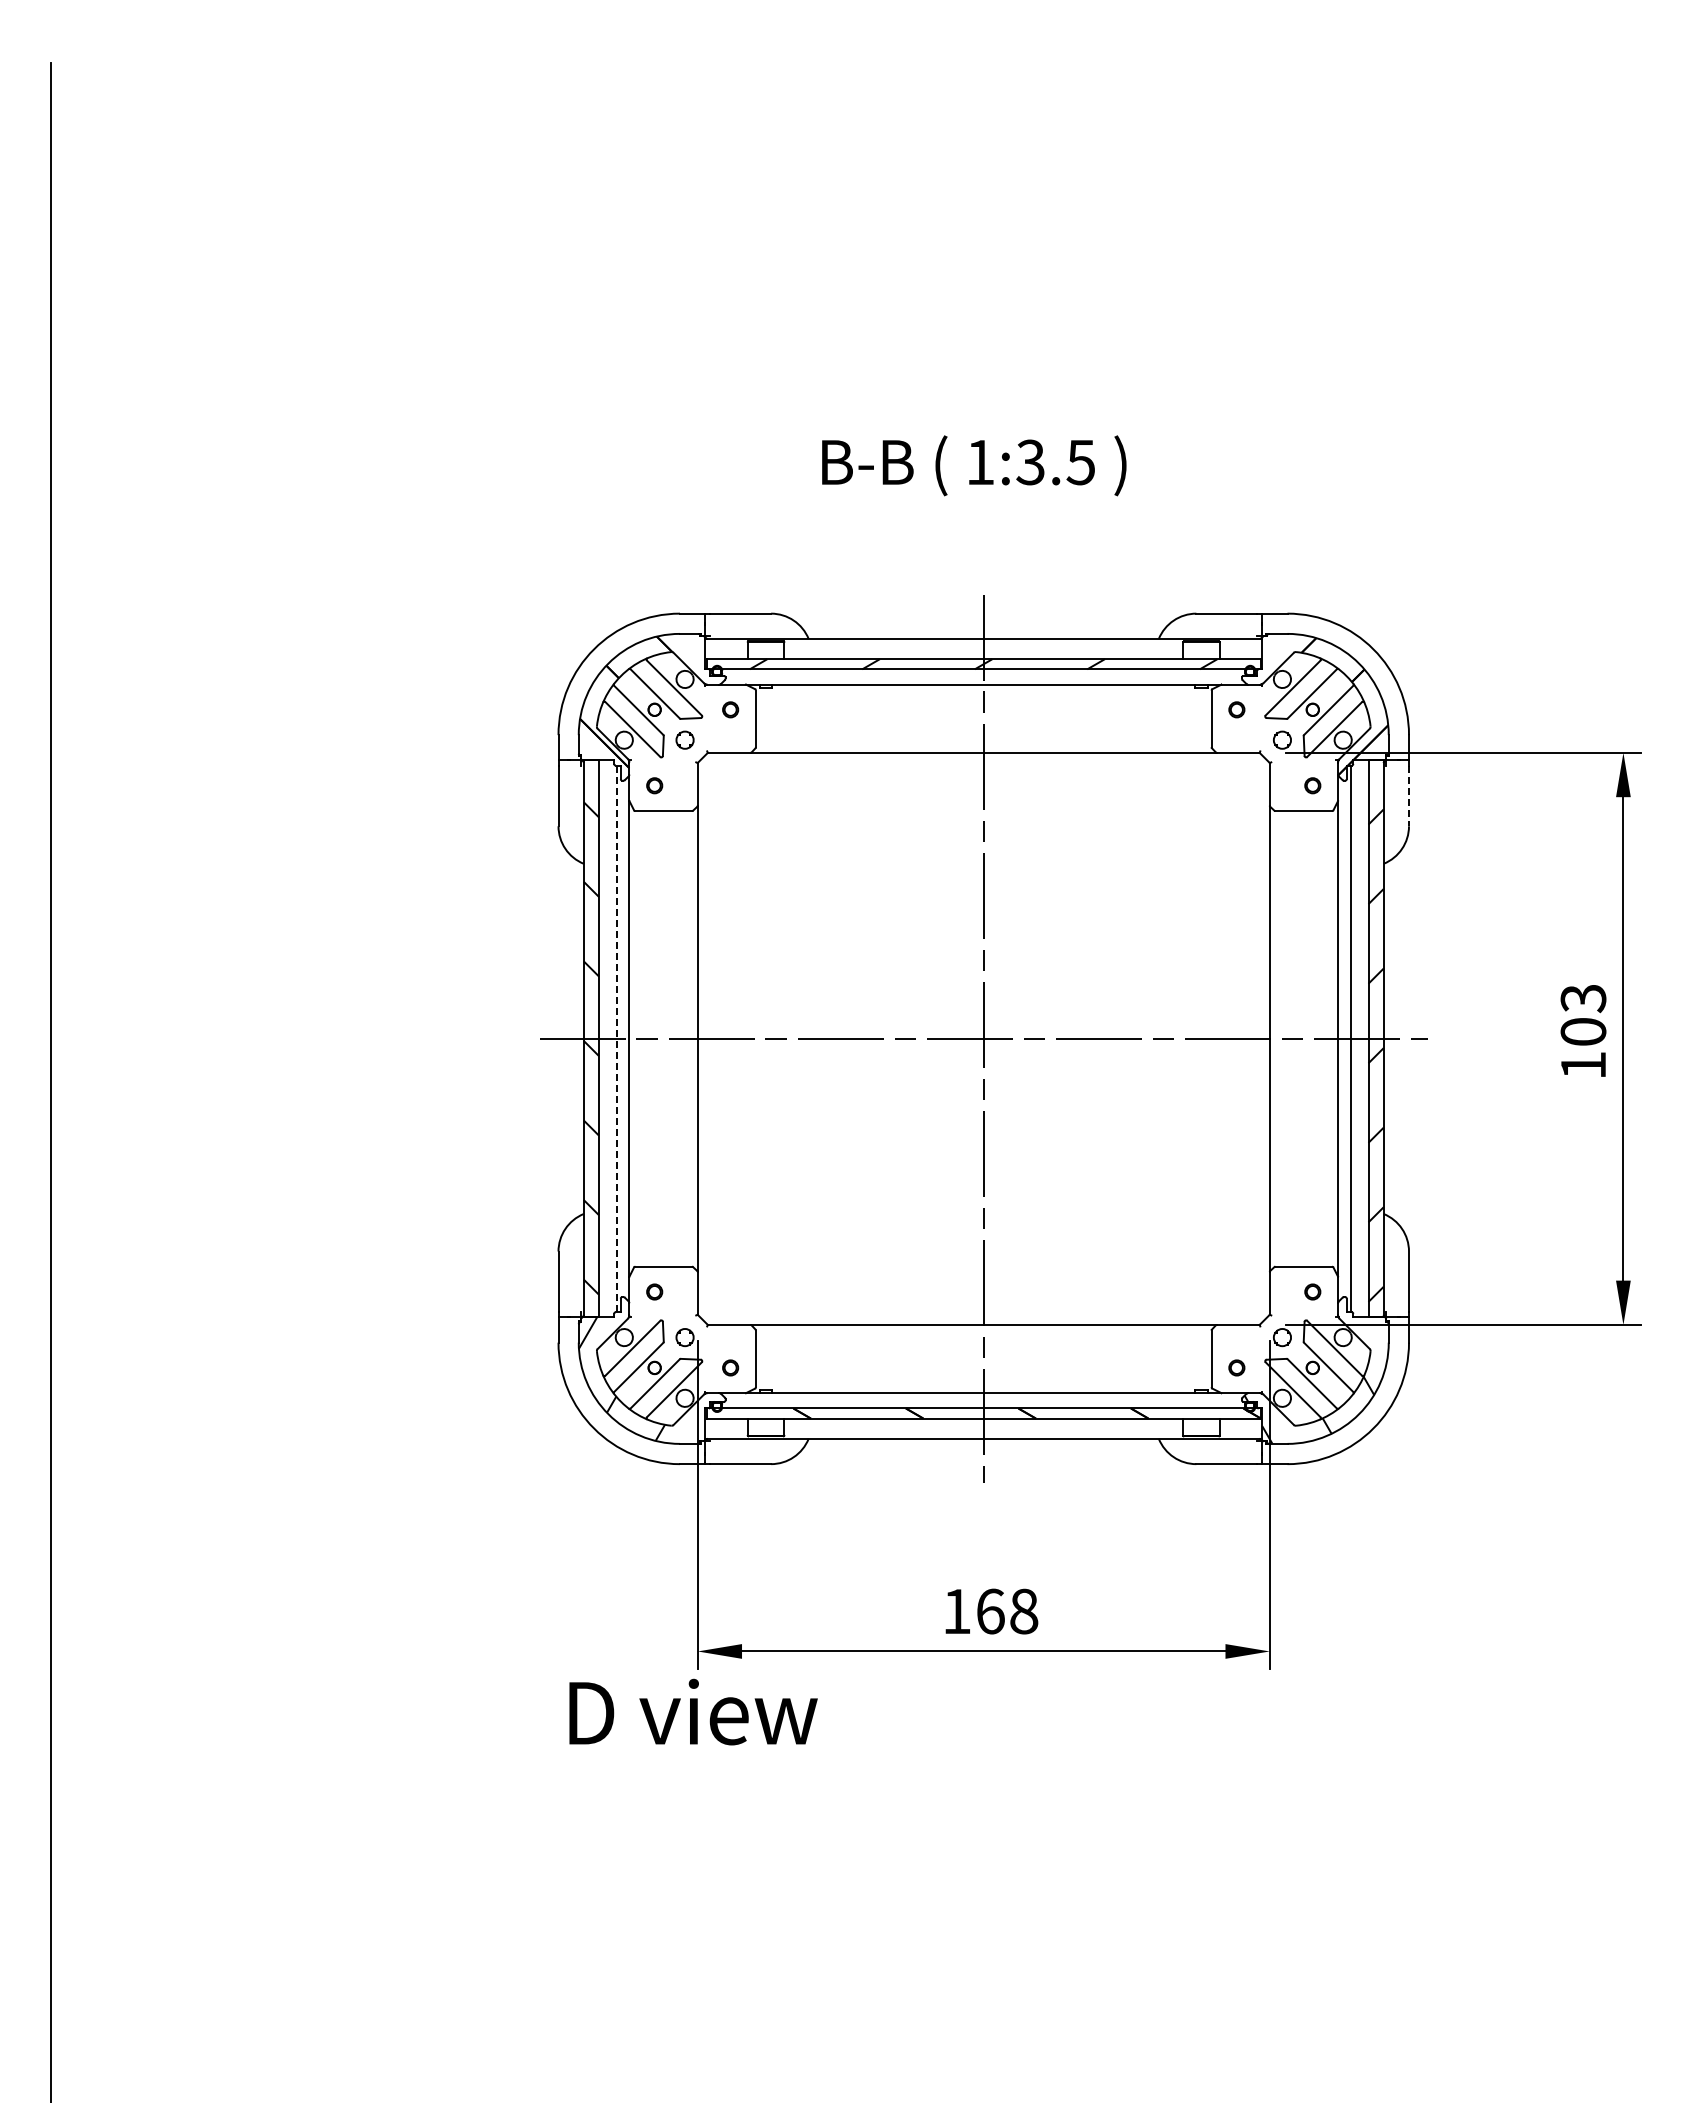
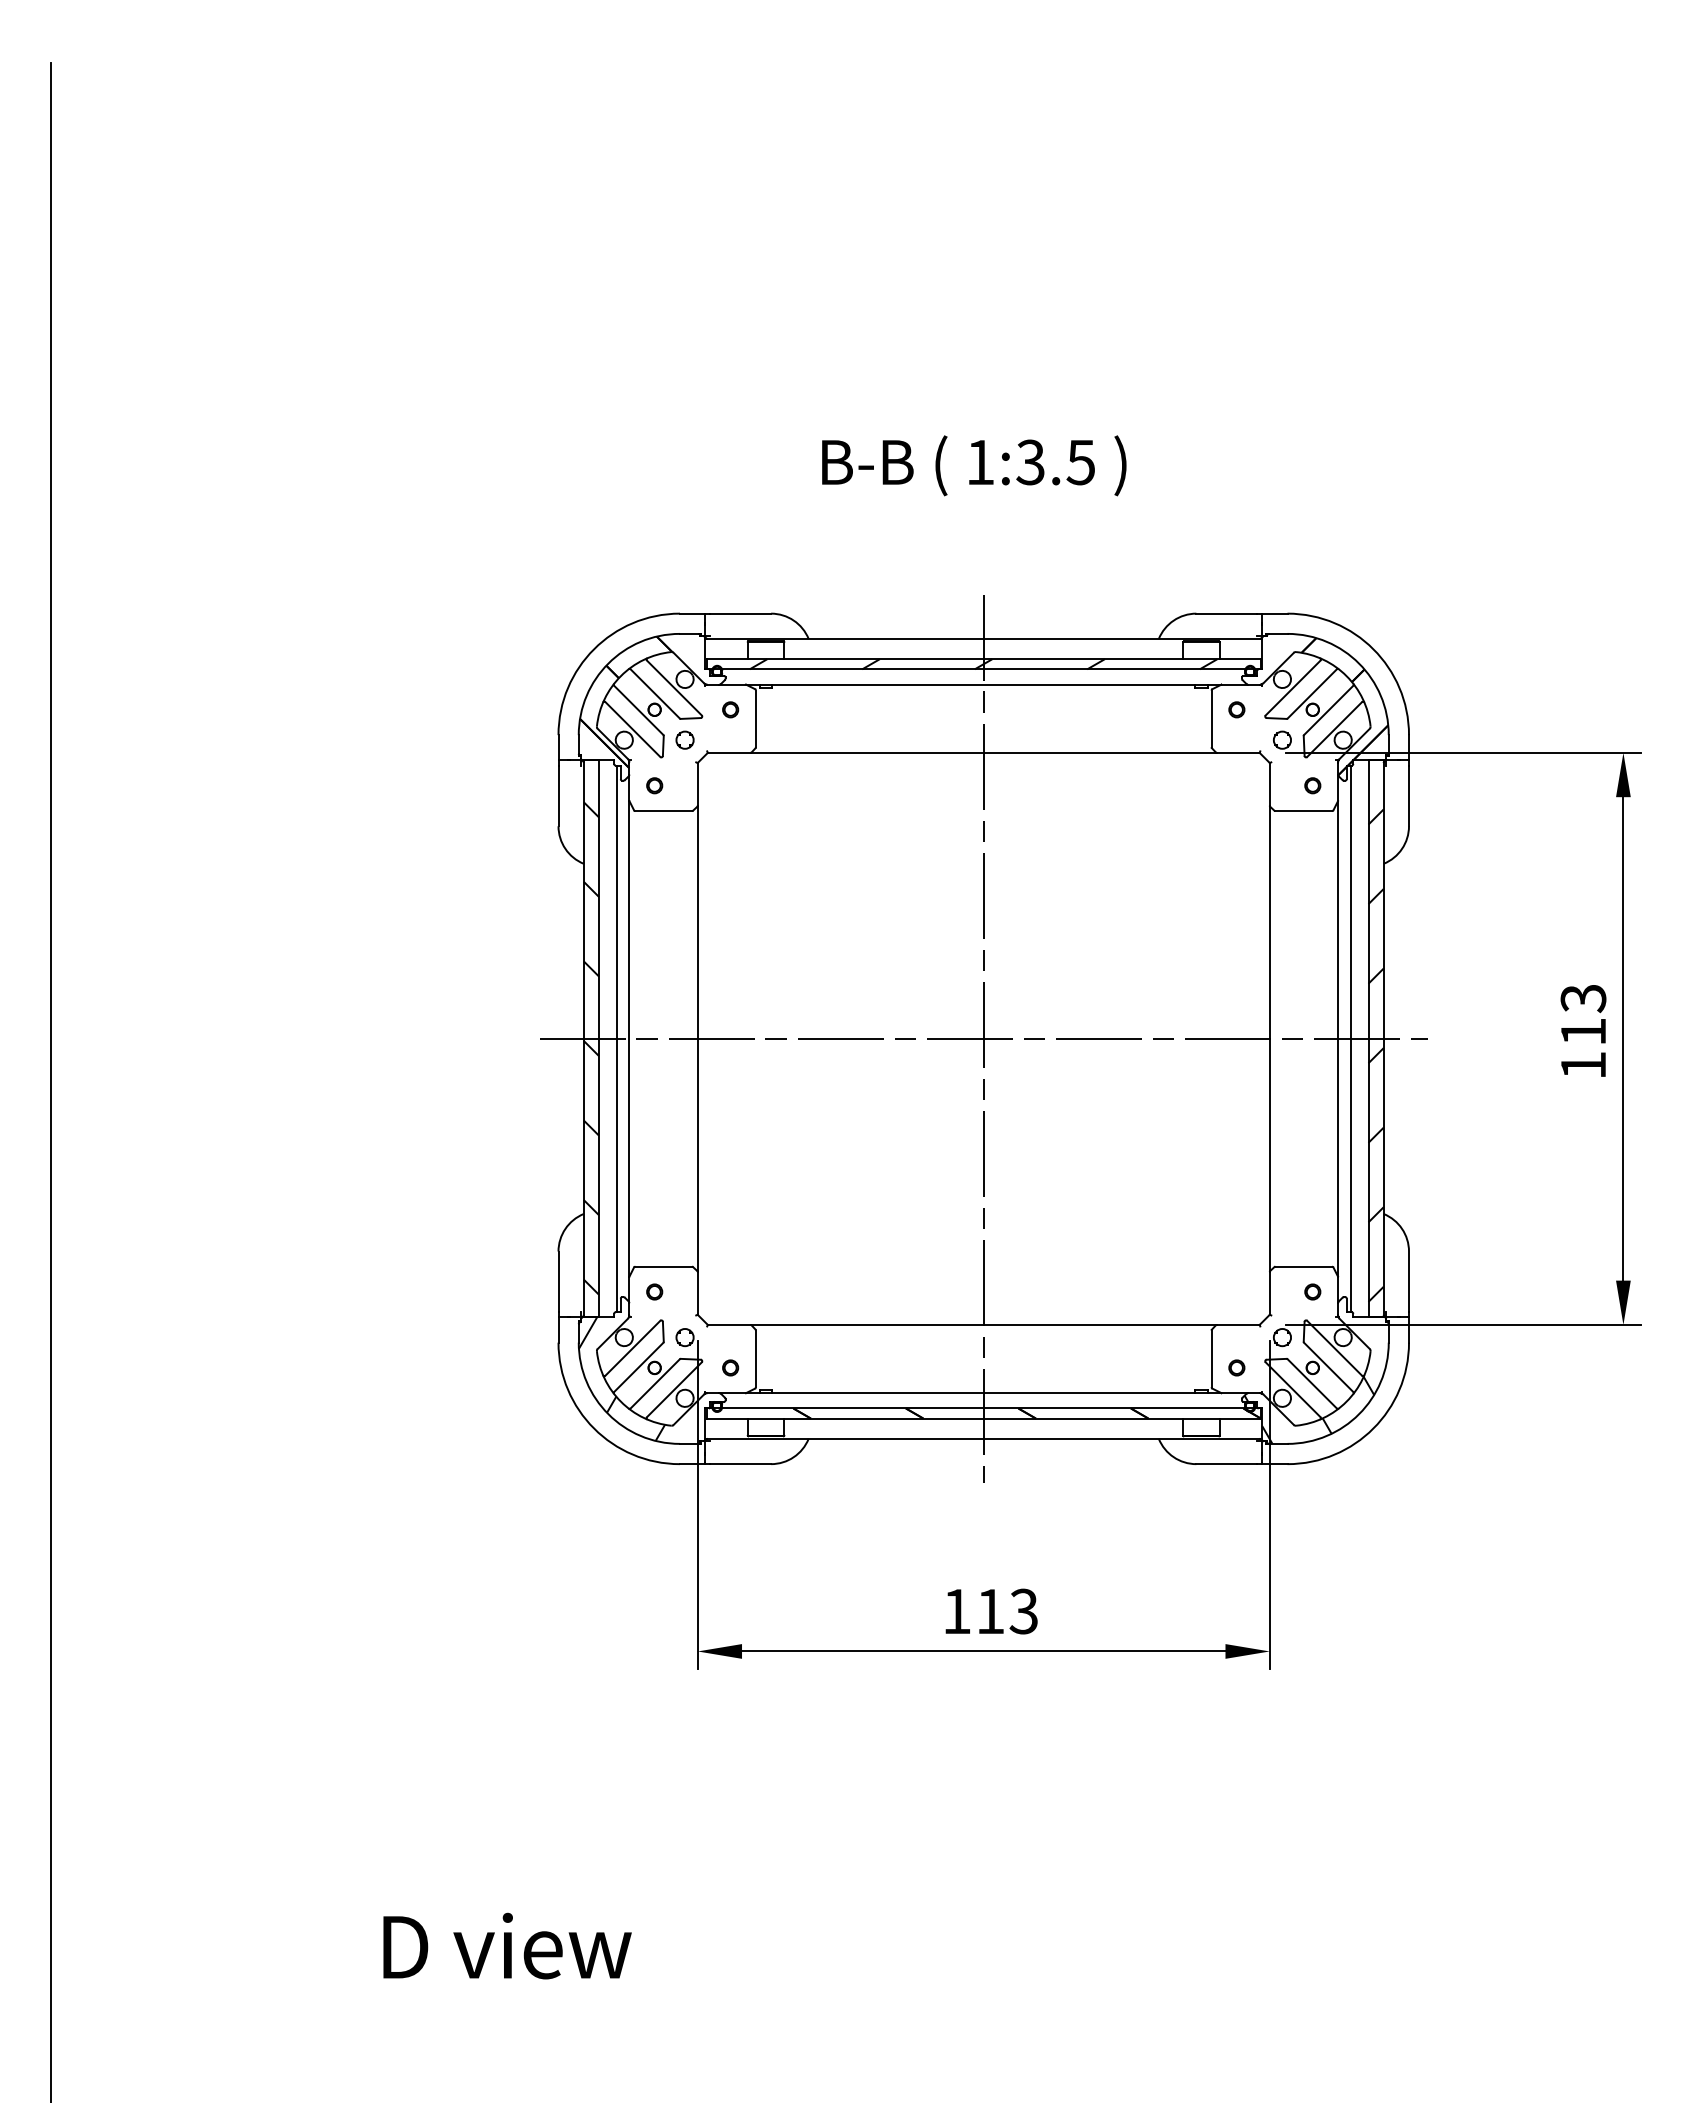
line: dashed -> solid (1409, 796)
text: 103 -> 113 (1583, 1031)
line: dashed -> solid (616, 1038)
text: 168 -> 113 (1007, 1611)
text position: (693, 1711) -> (507, 1945) (507, 1945)
